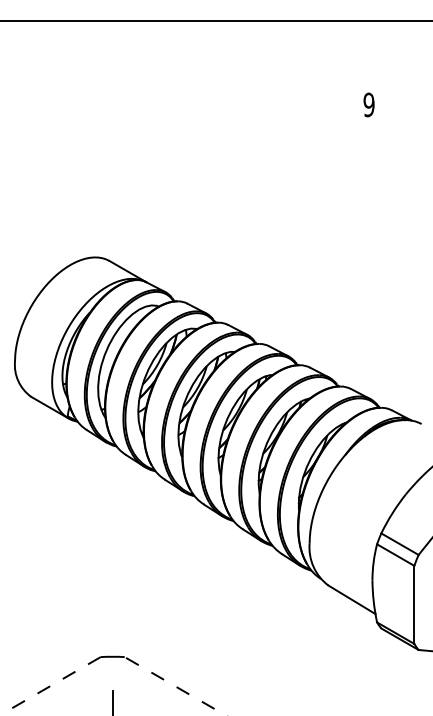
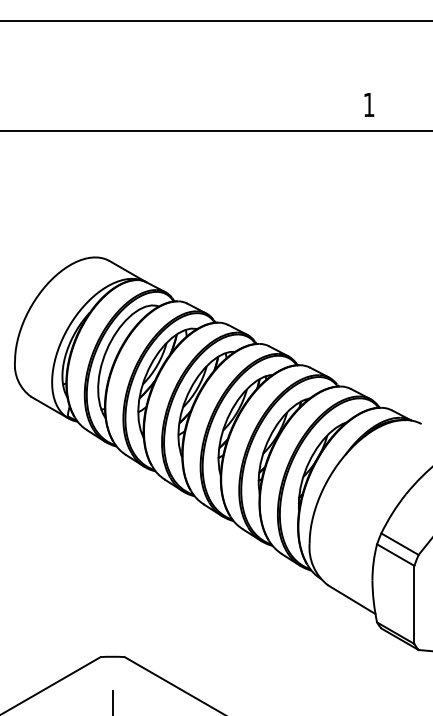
text: 9 -> 1 (368, 104)
line: none -> present (215, 130)
line: dashed -> solid (50, 685)
line: dashed -> solid (175, 686)
